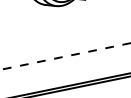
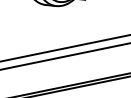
line: none -> present (64, 48)
line: dashed -> solid (65, 56)
